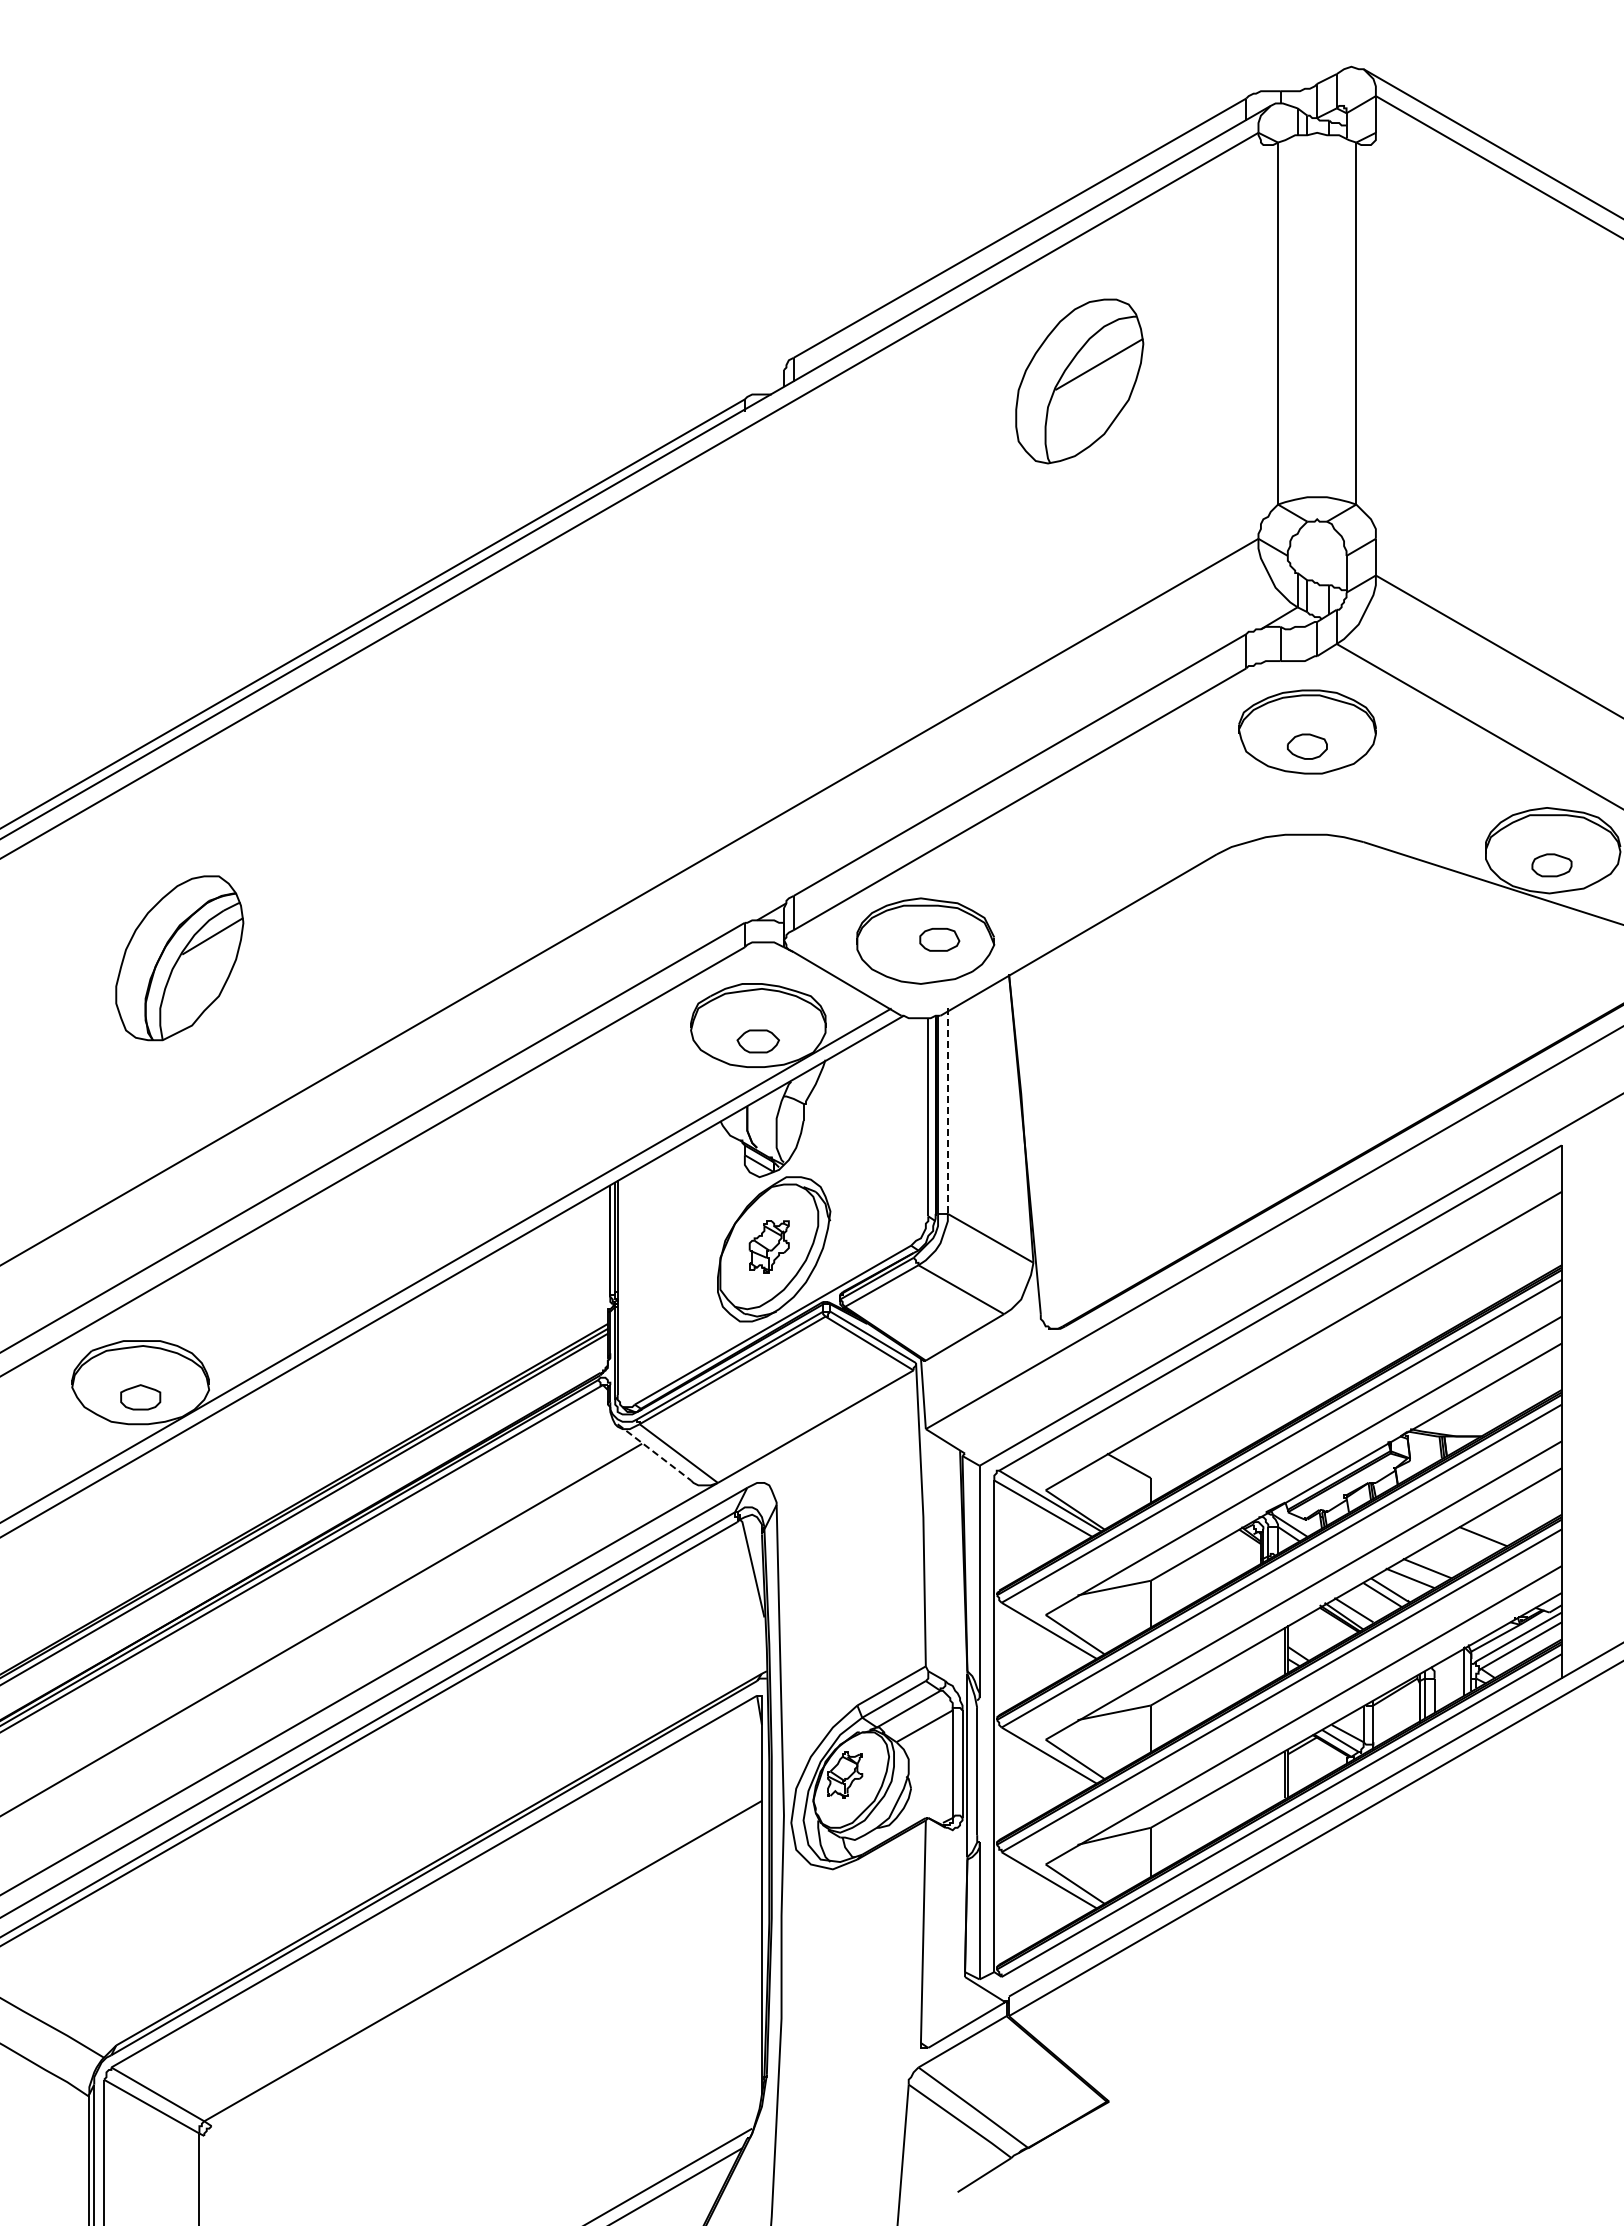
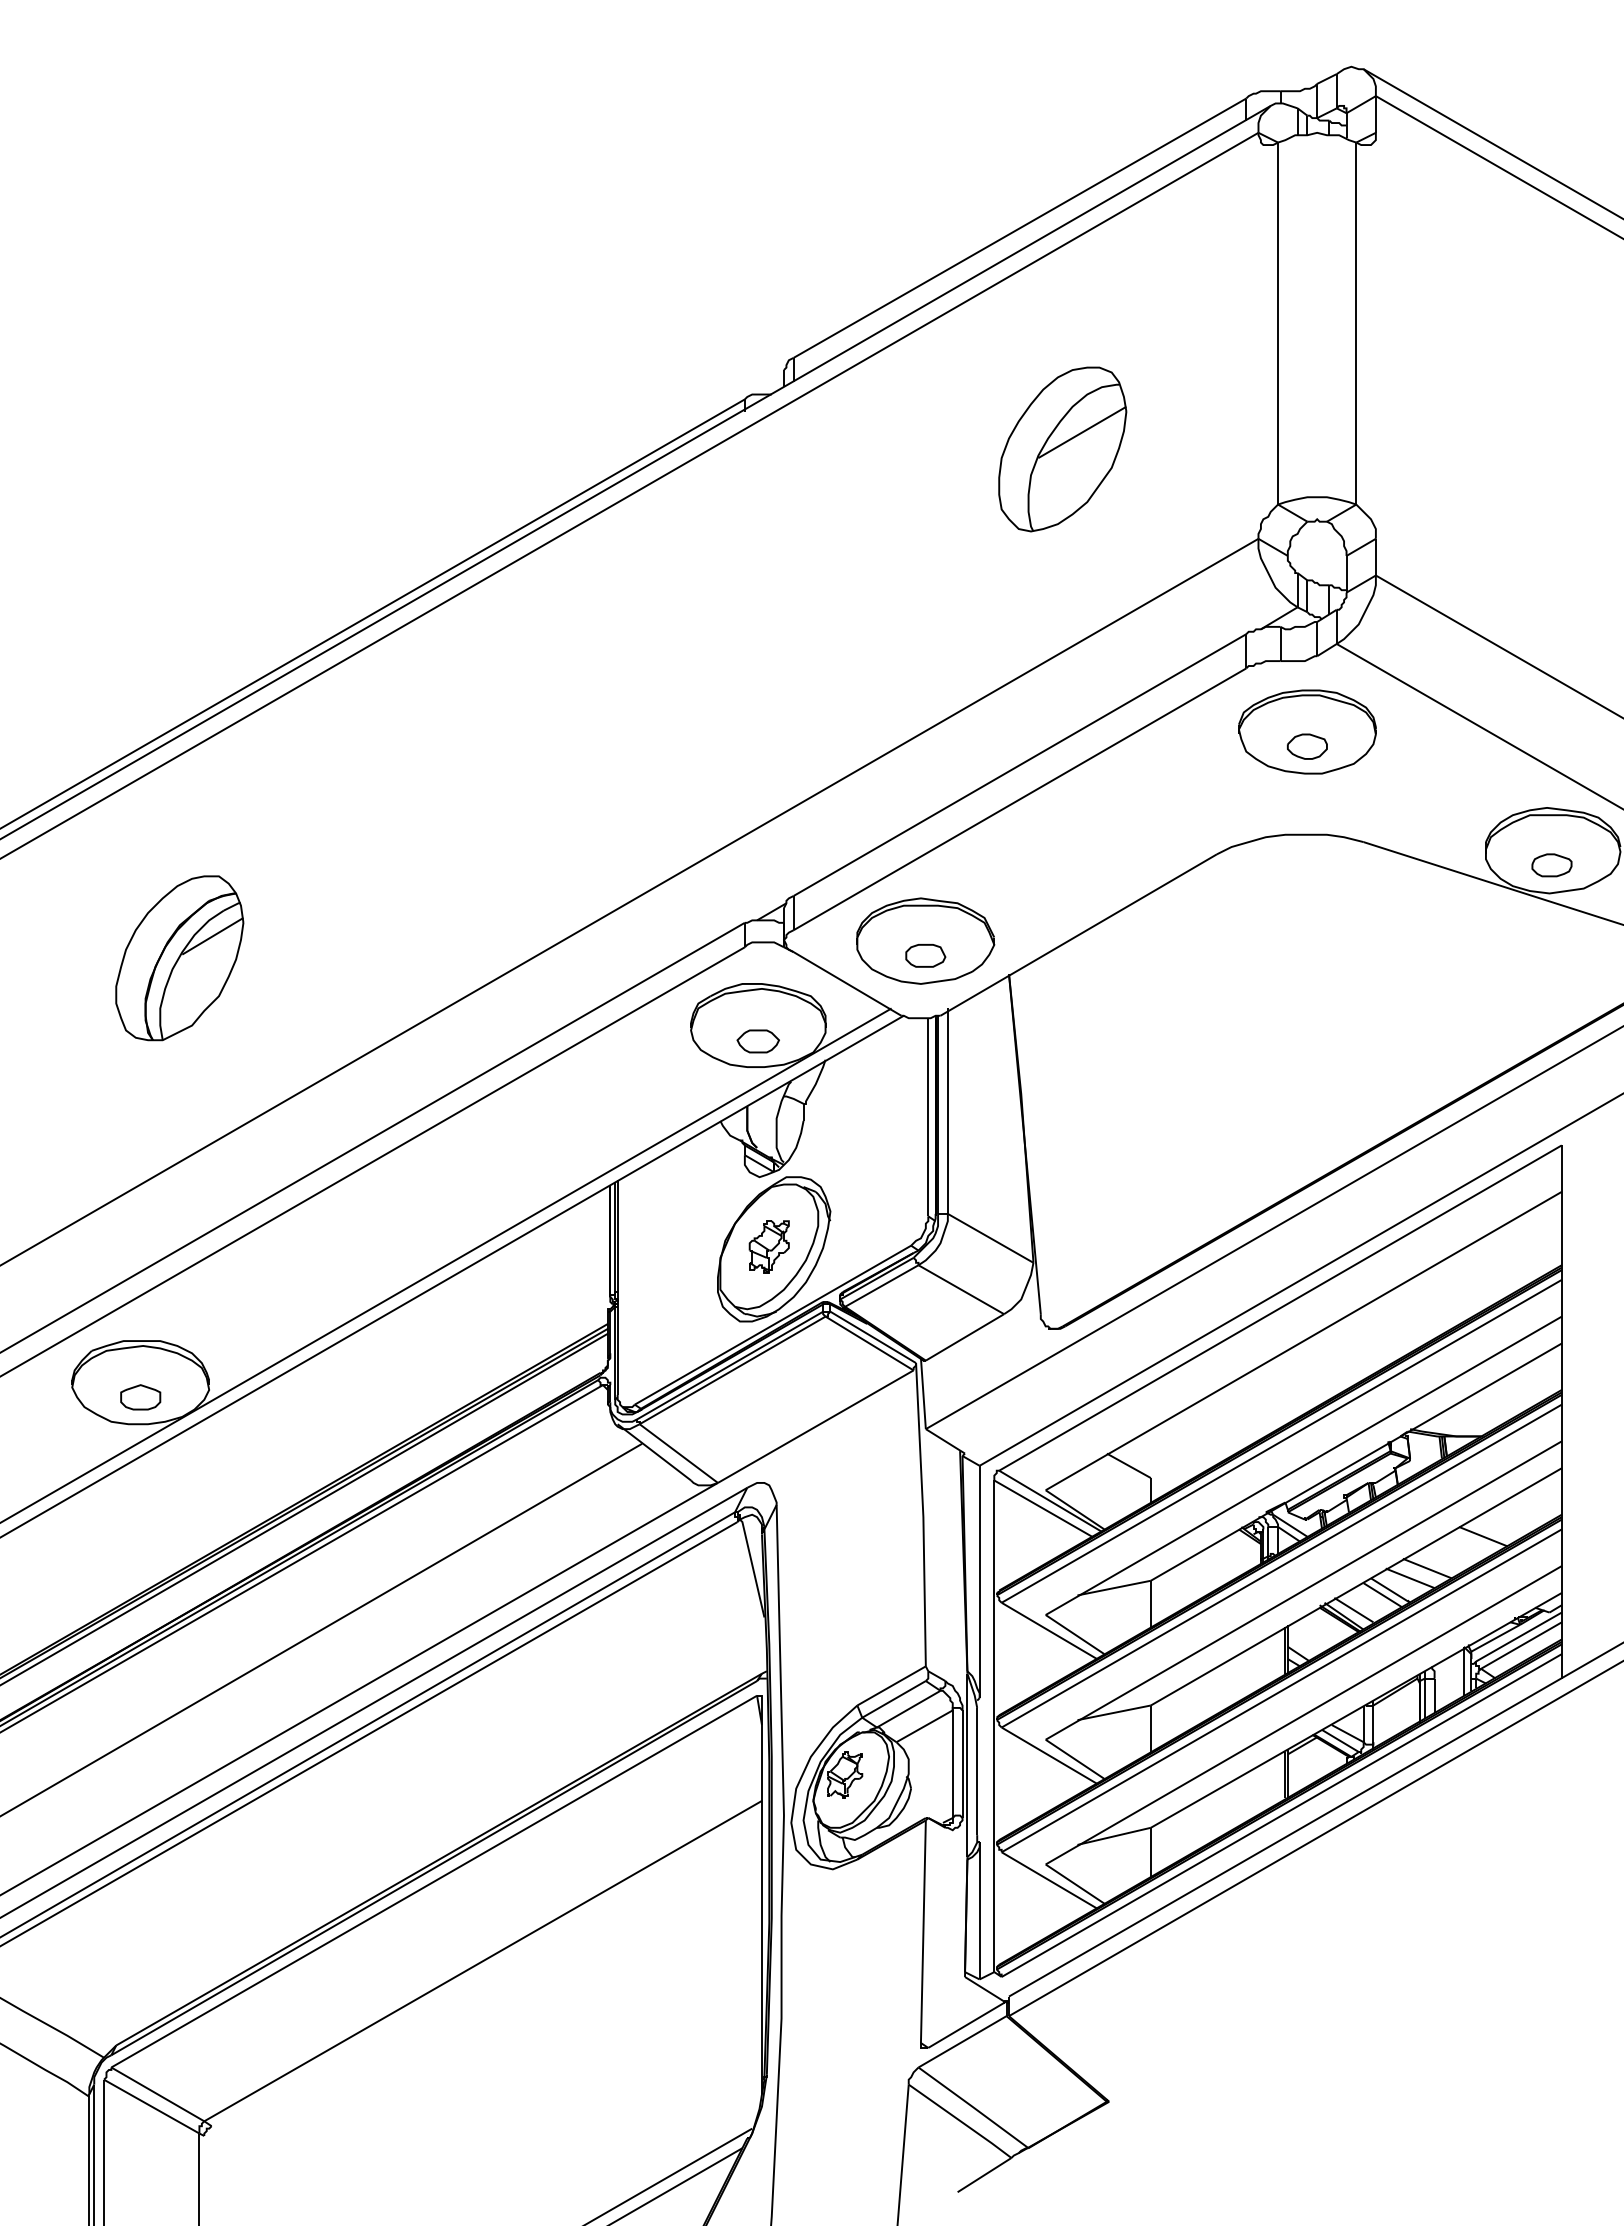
part position: (1079, 381) -> (1062, 449) (1062, 449)
part position: (939, 939) -> (925, 955) (925, 955)
line: dashed -> solid (947, 1111)
line: dashed -> solid (654, 1452)
